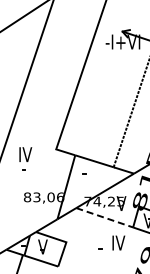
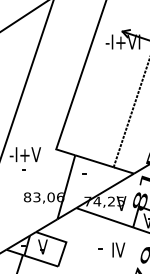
text: IV -> -I+V (25, 154)
line: dashed -> solid (105, 218)
text position: (118, 242) -> (118, 249) (118, 249)
